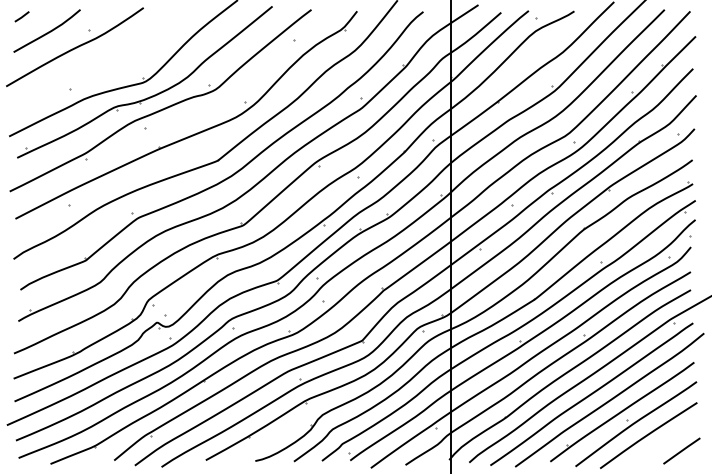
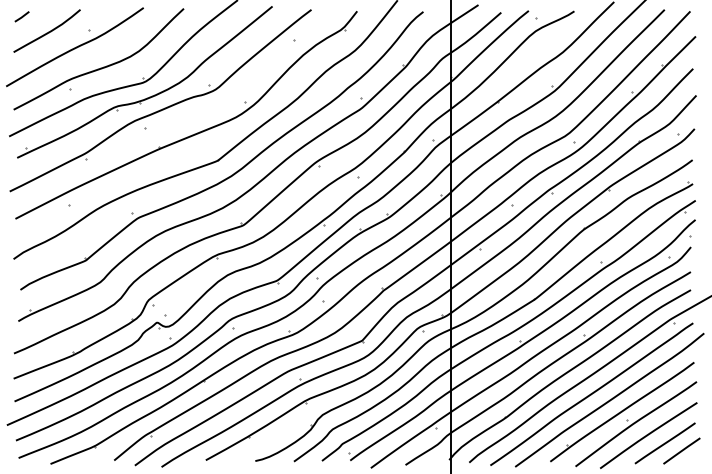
curve: none -> present (100, 67)
line: none -> present (664, 443)
